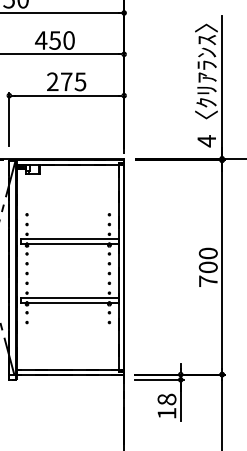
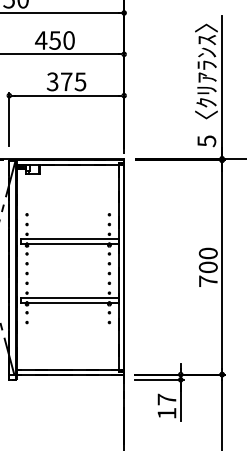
text: 275 -> 375 (52, 81)
text: 4 -> 5 (206, 141)
text: 18 -> 17 (166, 399)
